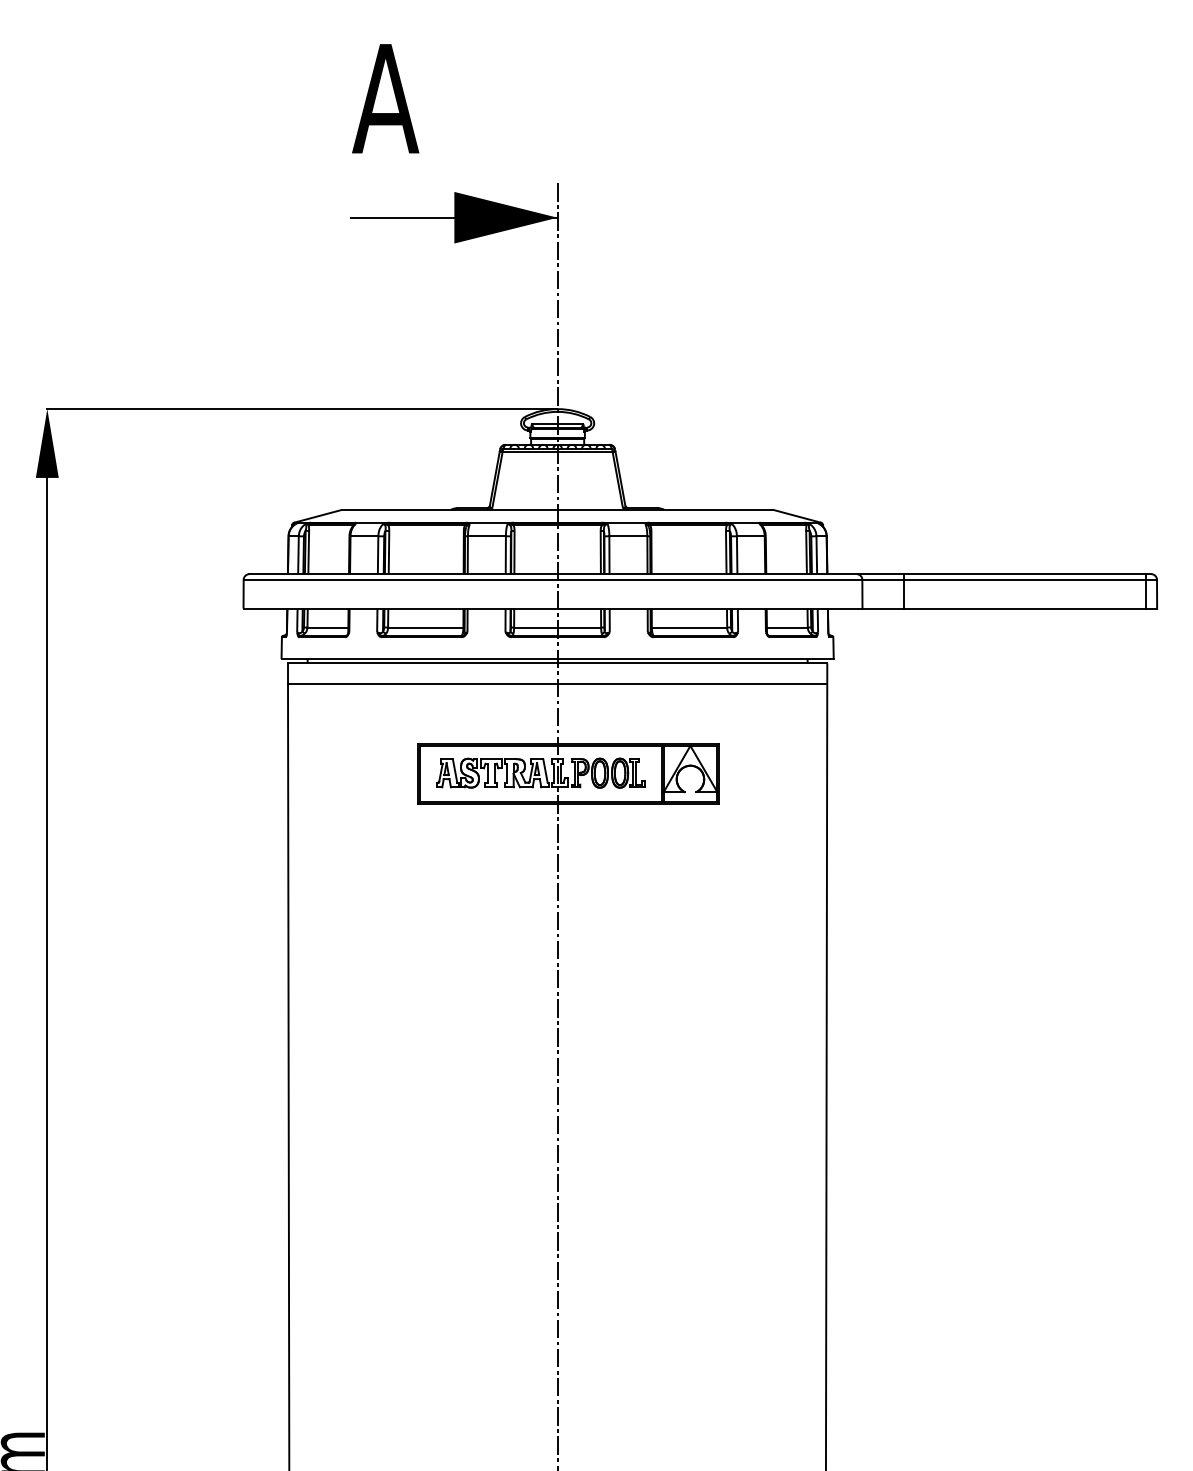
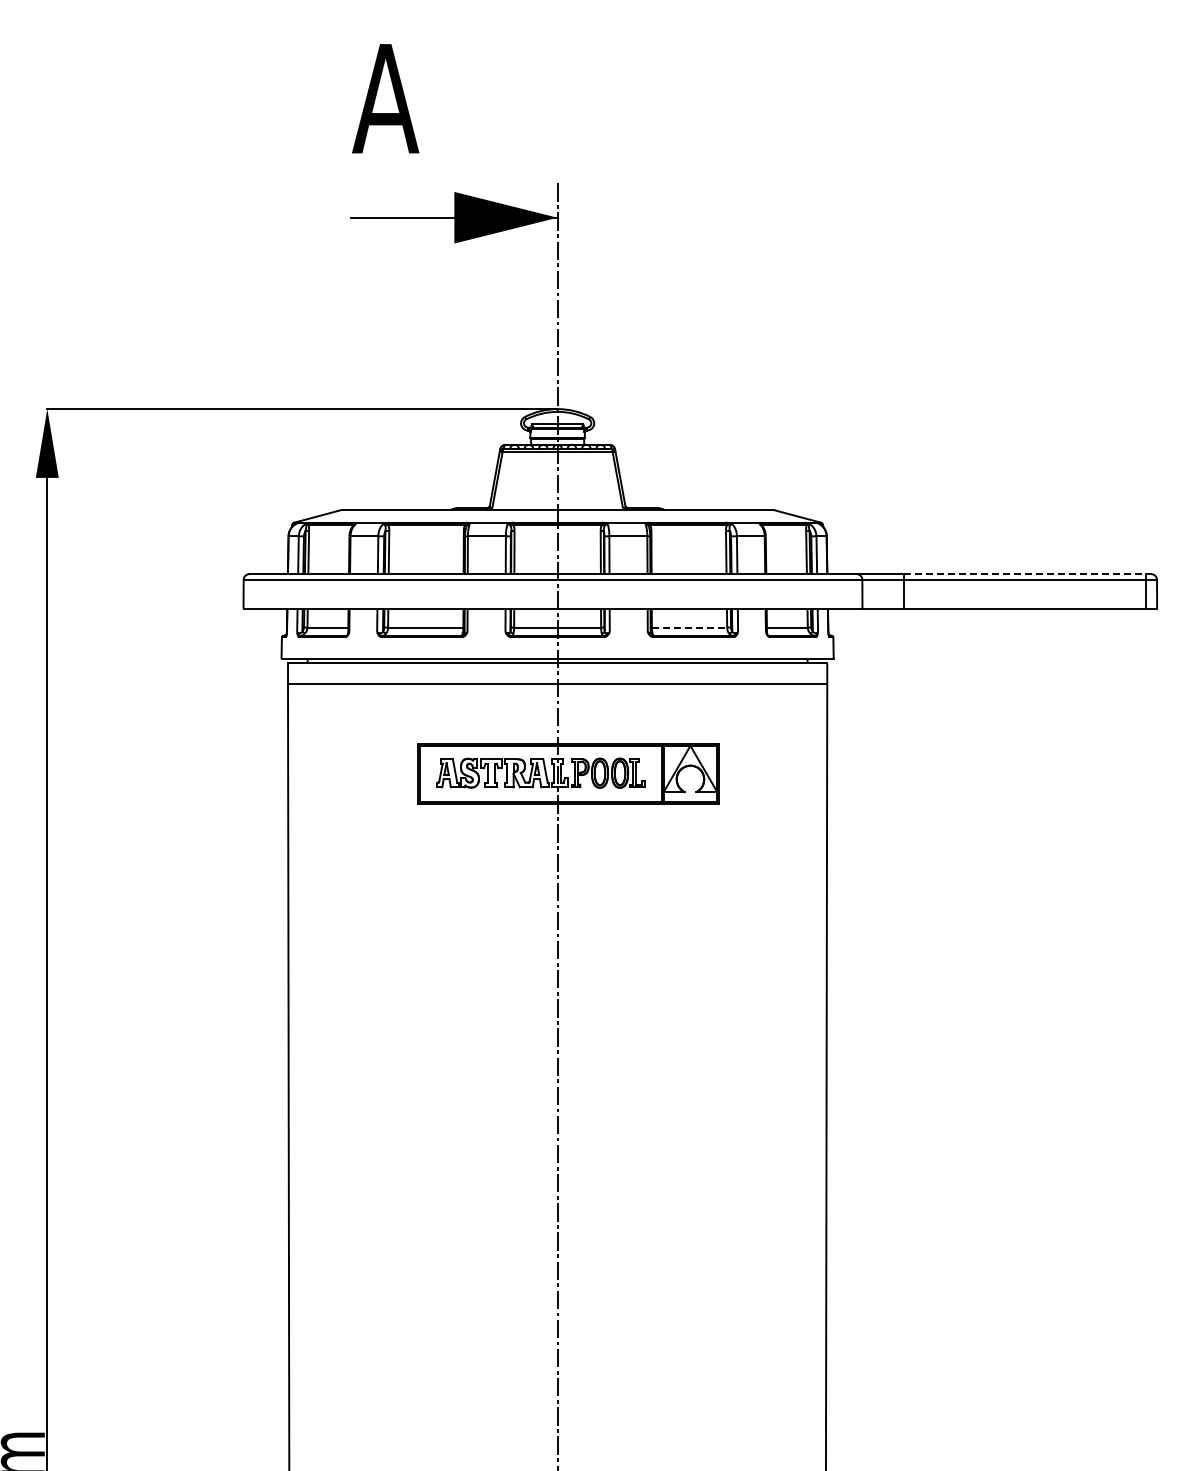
line: solid -> dashed (1024, 574)
line: solid -> dashed (689, 627)
